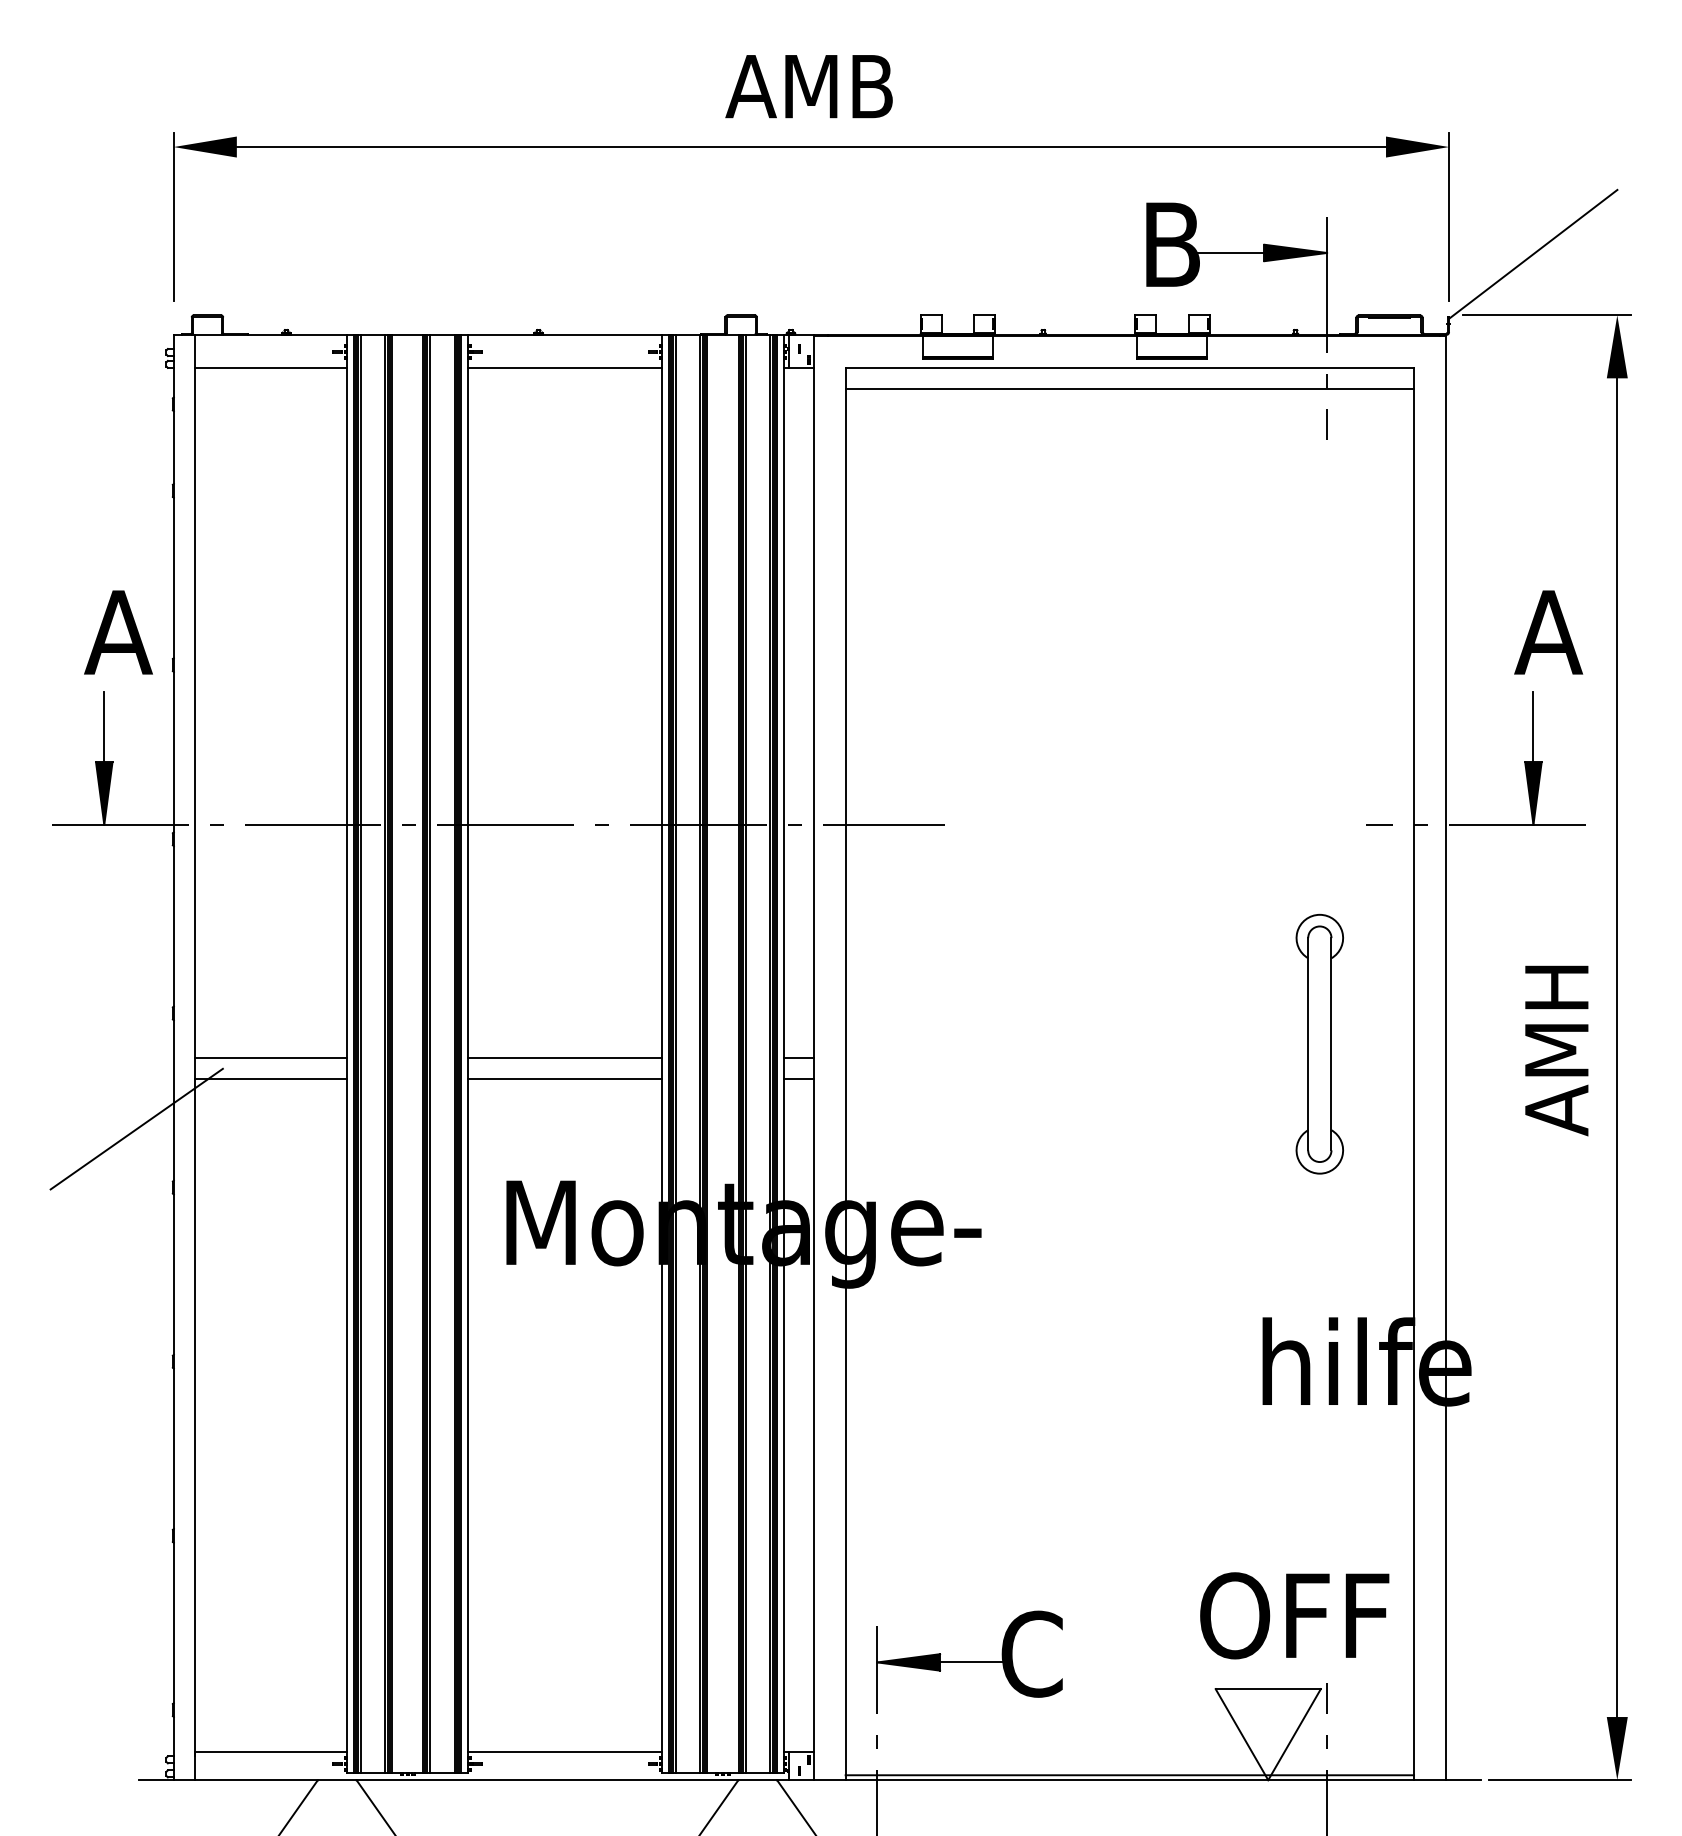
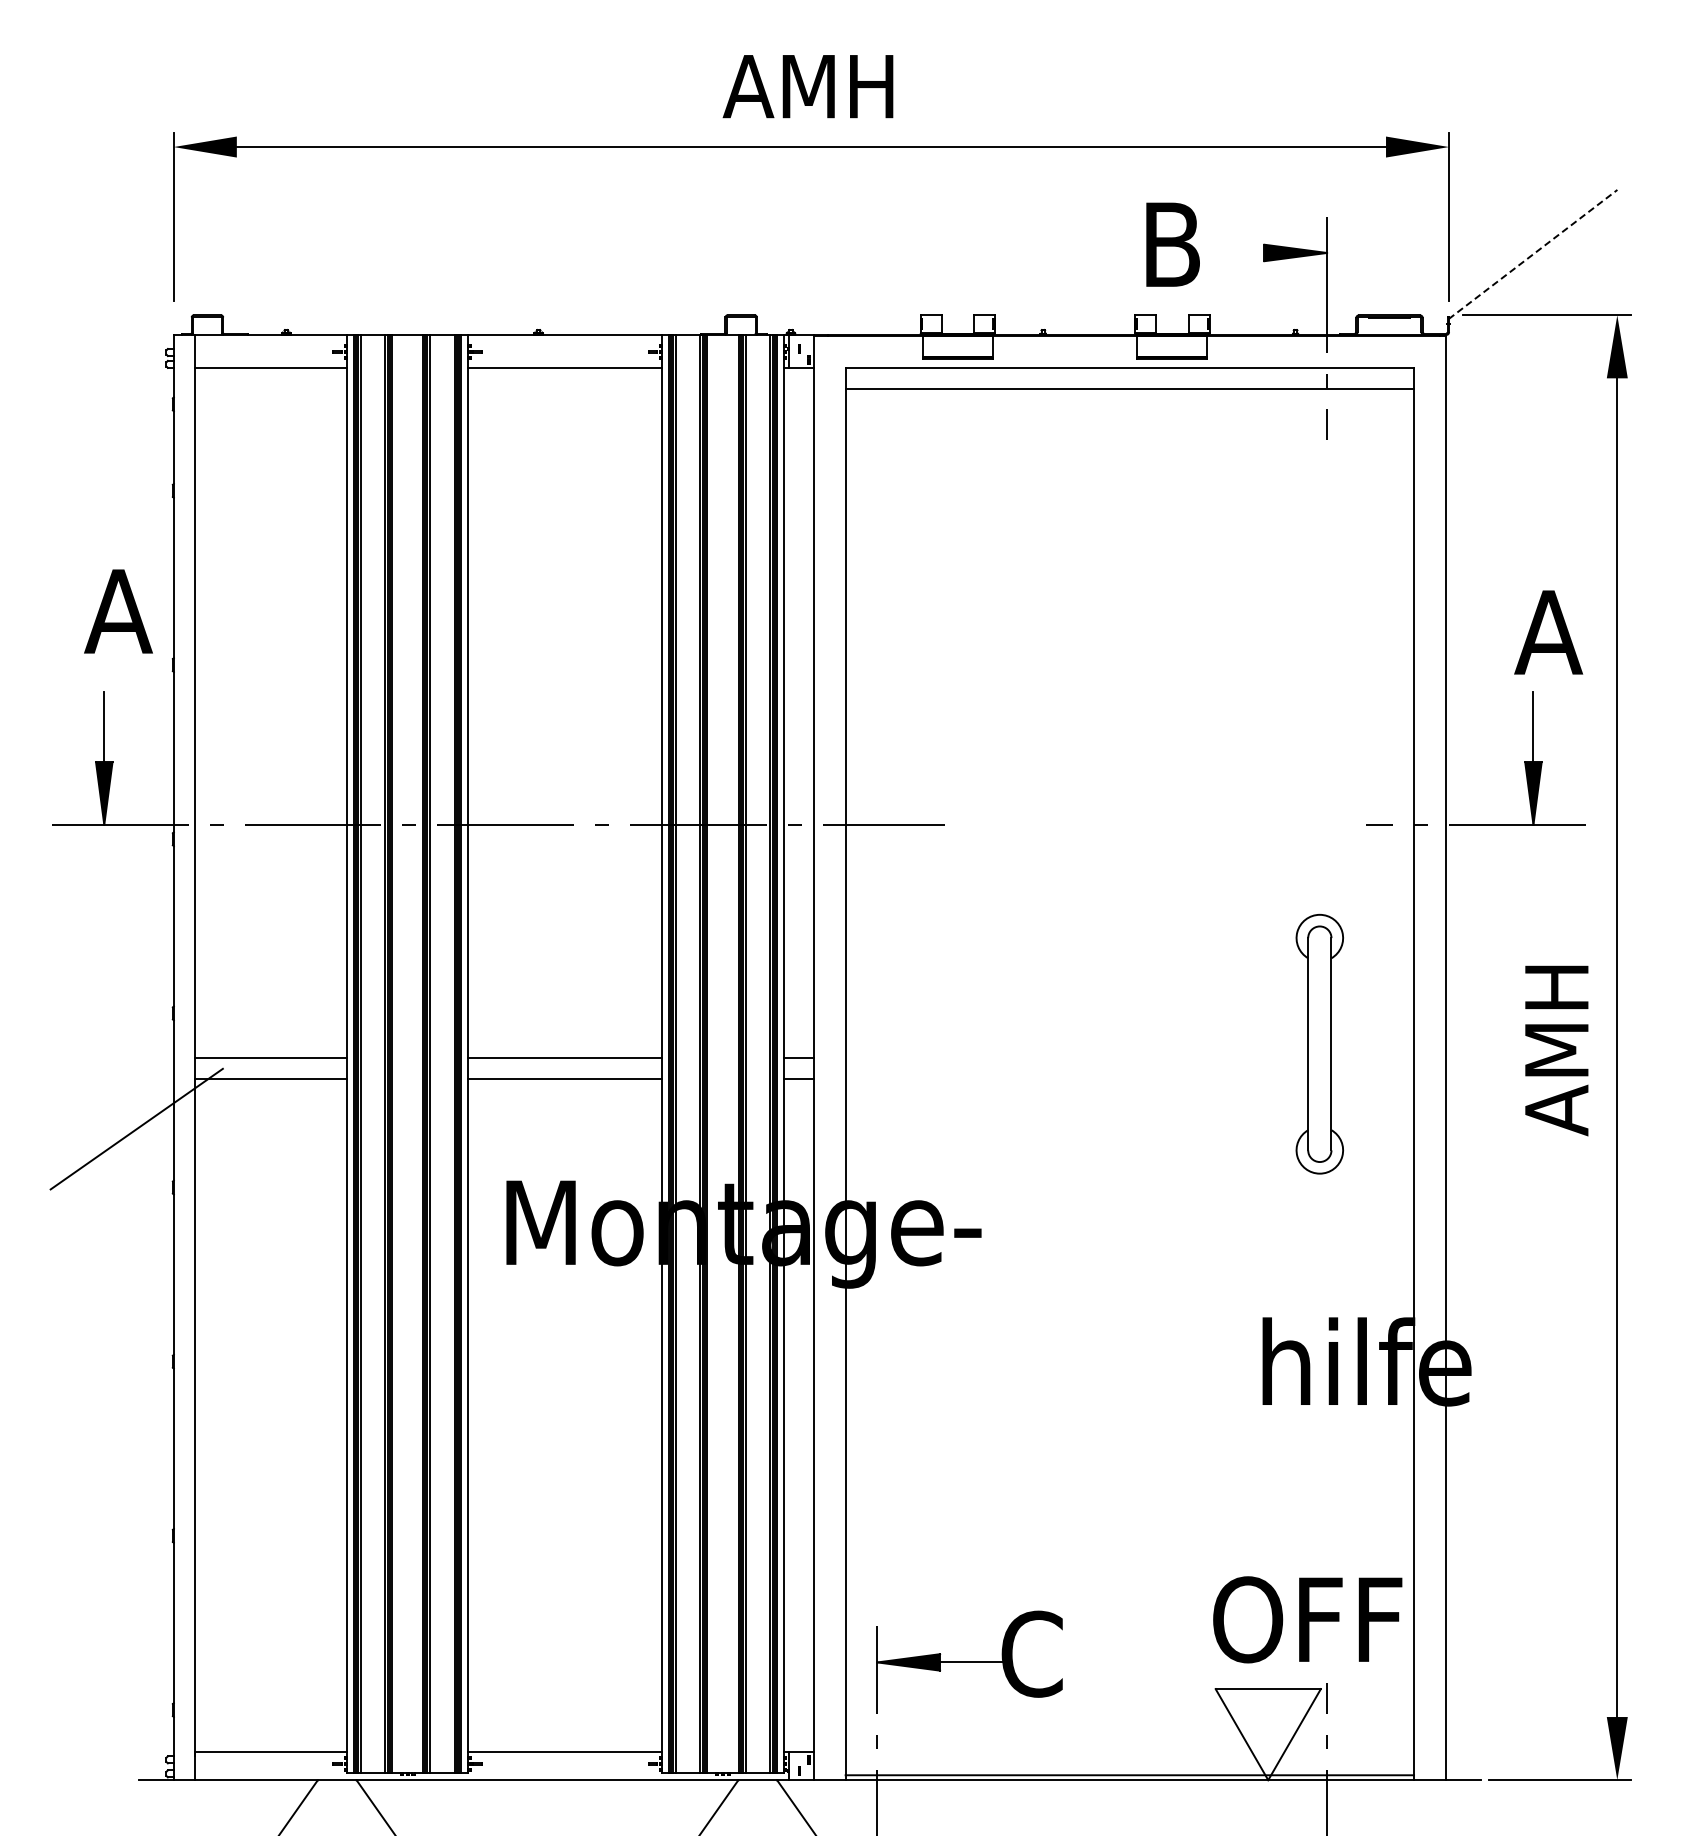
text: AMB -> AMH (807, 86)
line: present -> none (1228, 252)
line: solid -> dashed (1533, 254)
text position: (118, 632) -> (118, 611) (118, 611)
text position: (1294, 1615) -> (1307, 1619) (1307, 1619)
